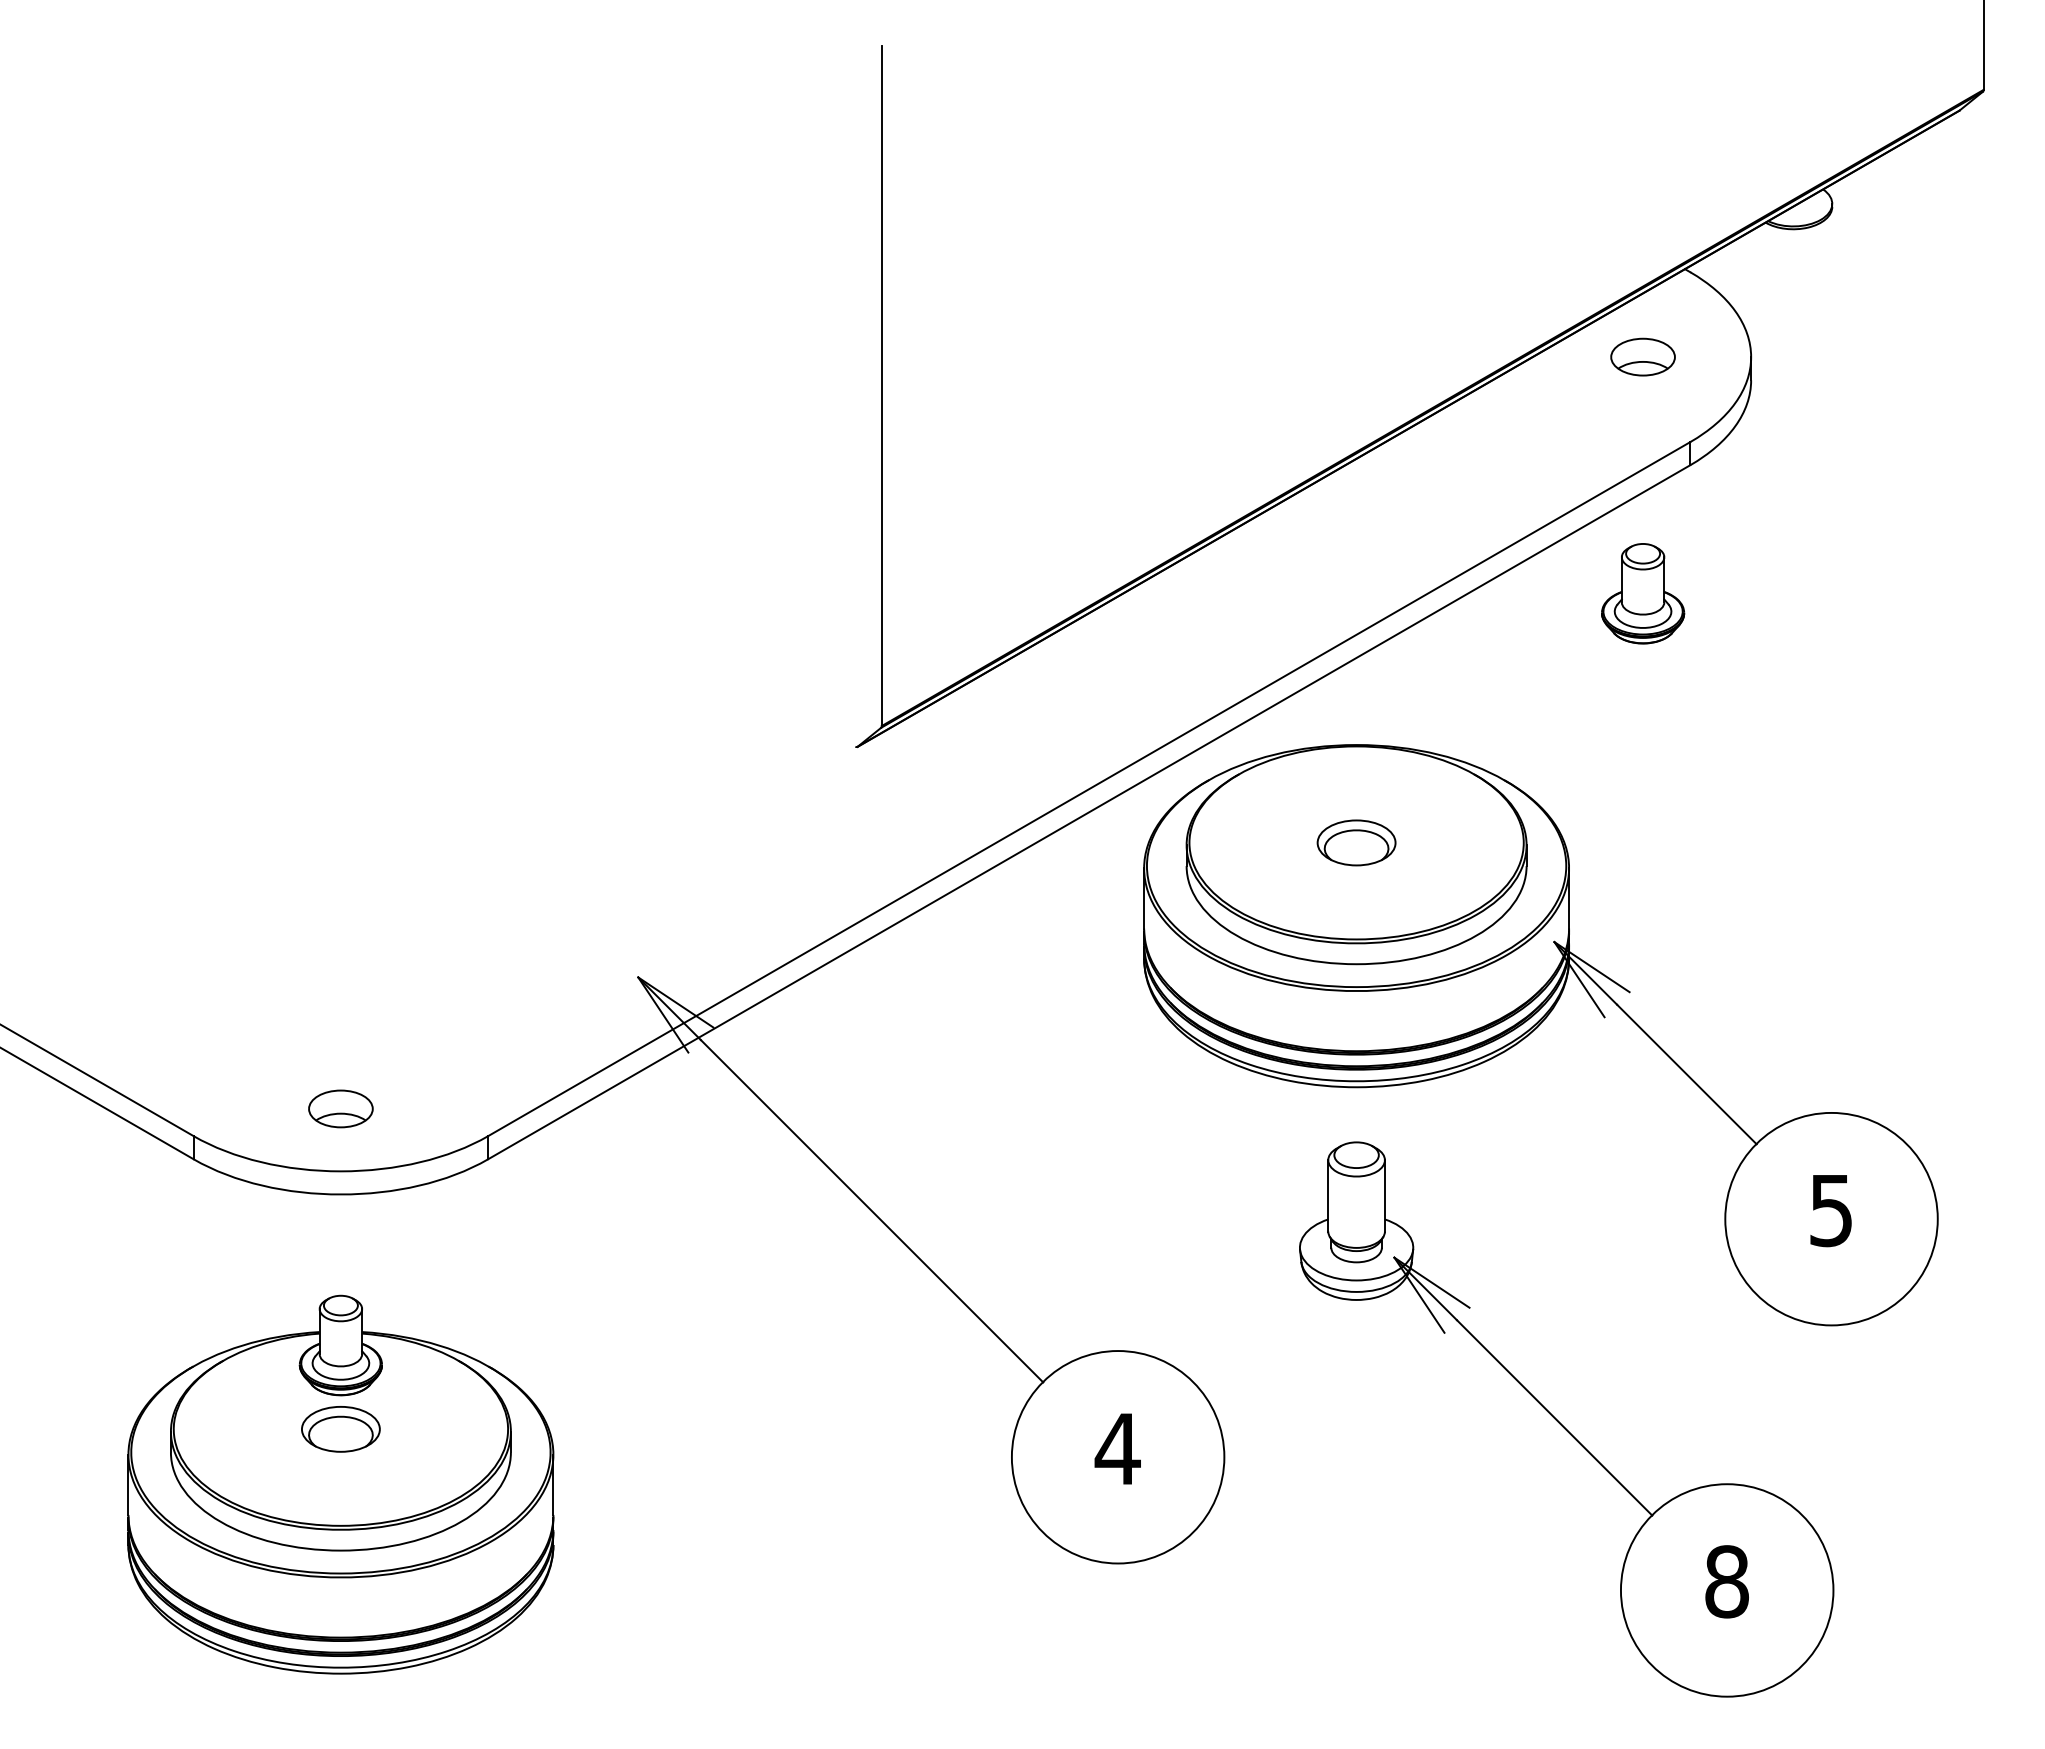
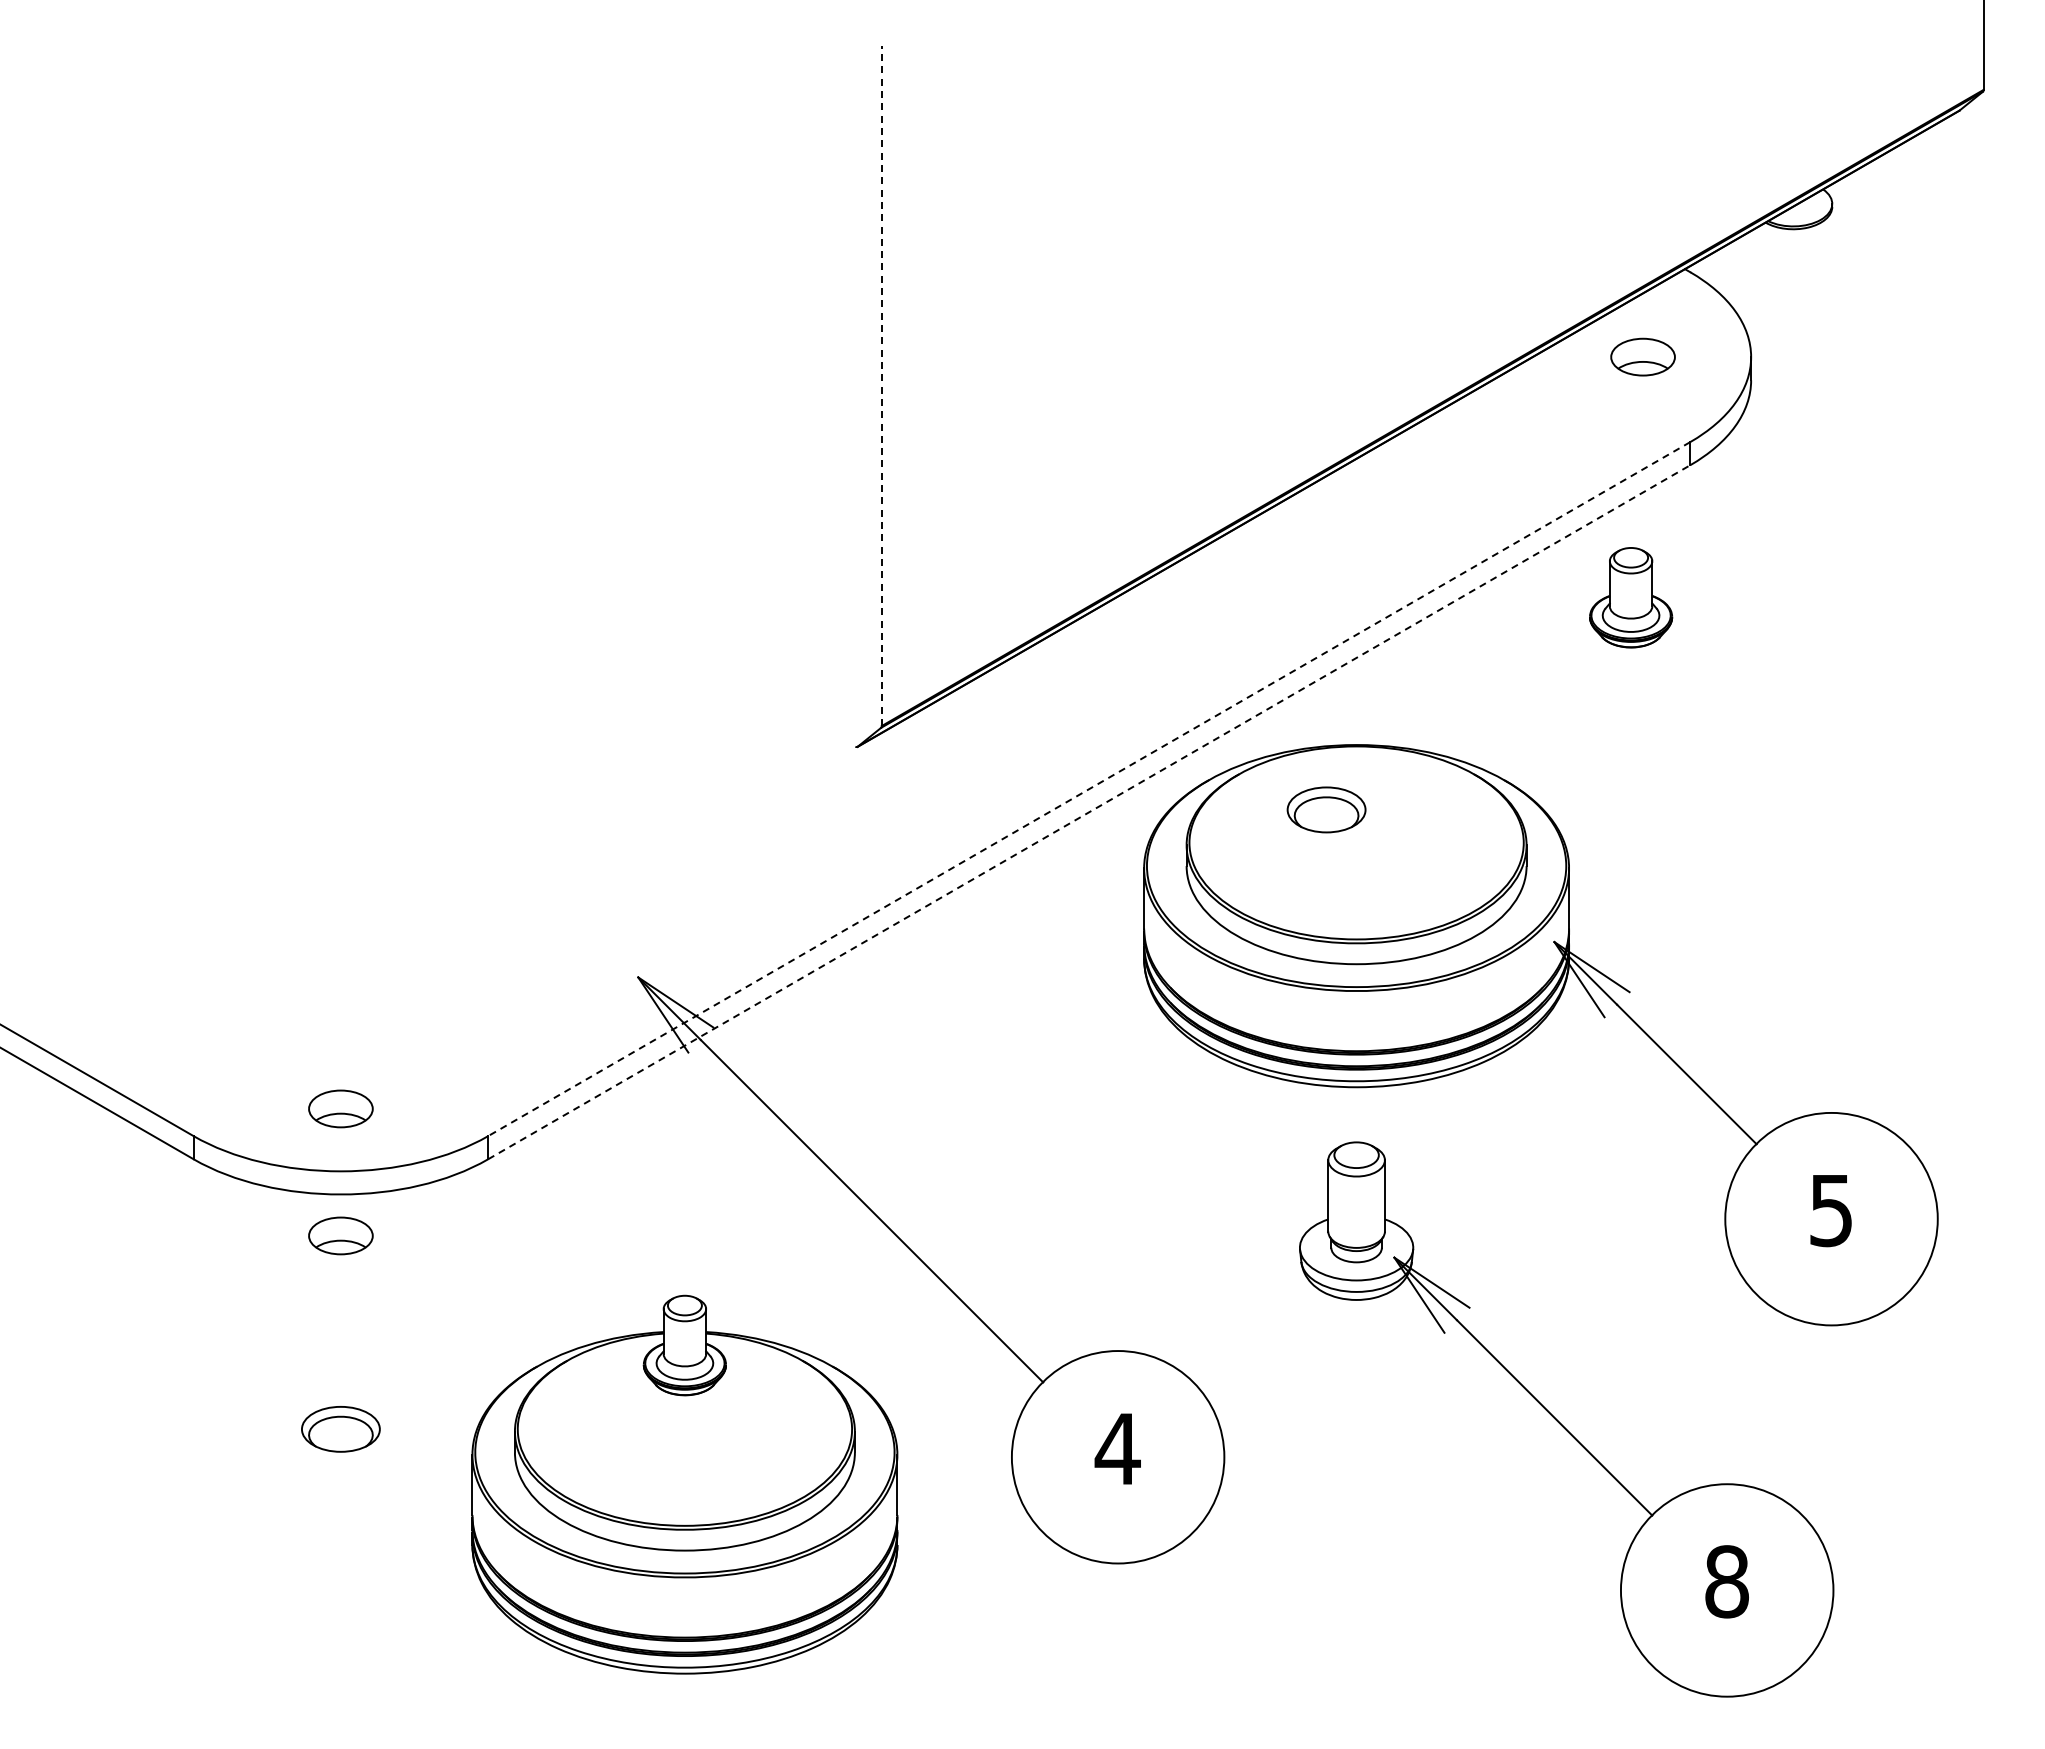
line: solid -> dashed (881, 386)
part position: (1643, 593) -> (1631, 597) (1631, 597)
line: solid -> dashed (1089, 789)
line: solid -> dashed (1089, 812)
part position: (1356, 842) -> (1326, 809) (1326, 809)
part: none -> present (340, 1235)
part position: (340, 1484) -> (684, 1484) (684, 1484)
